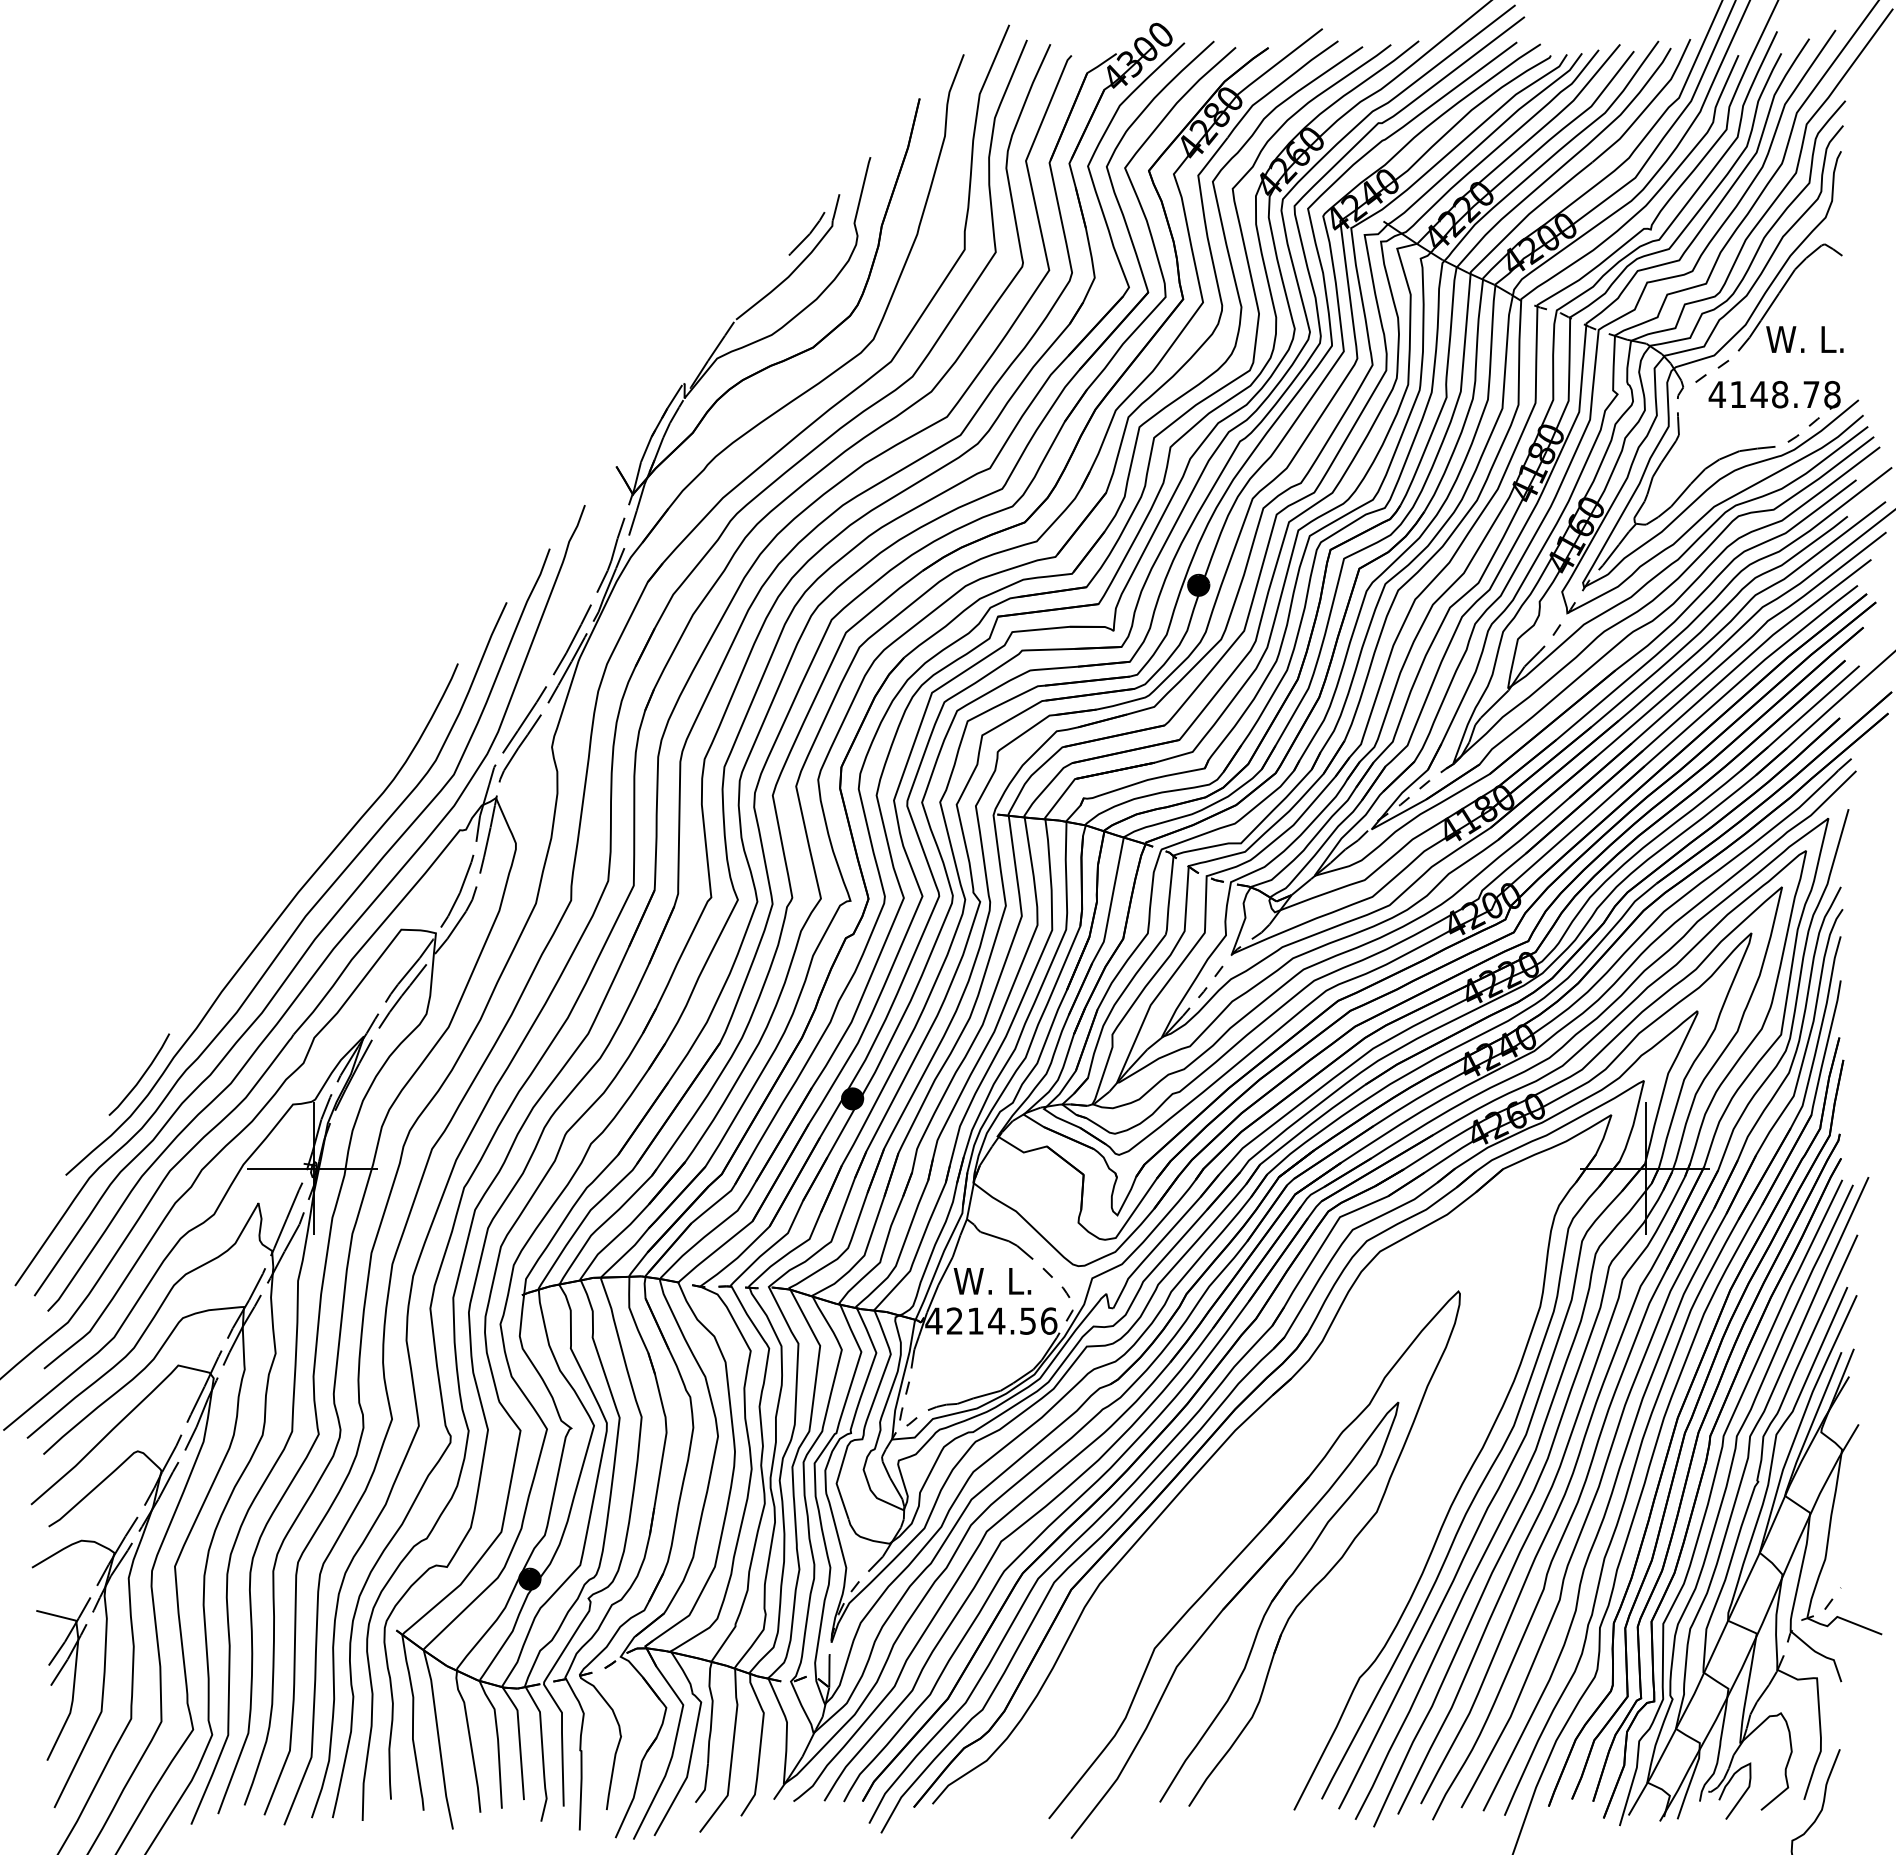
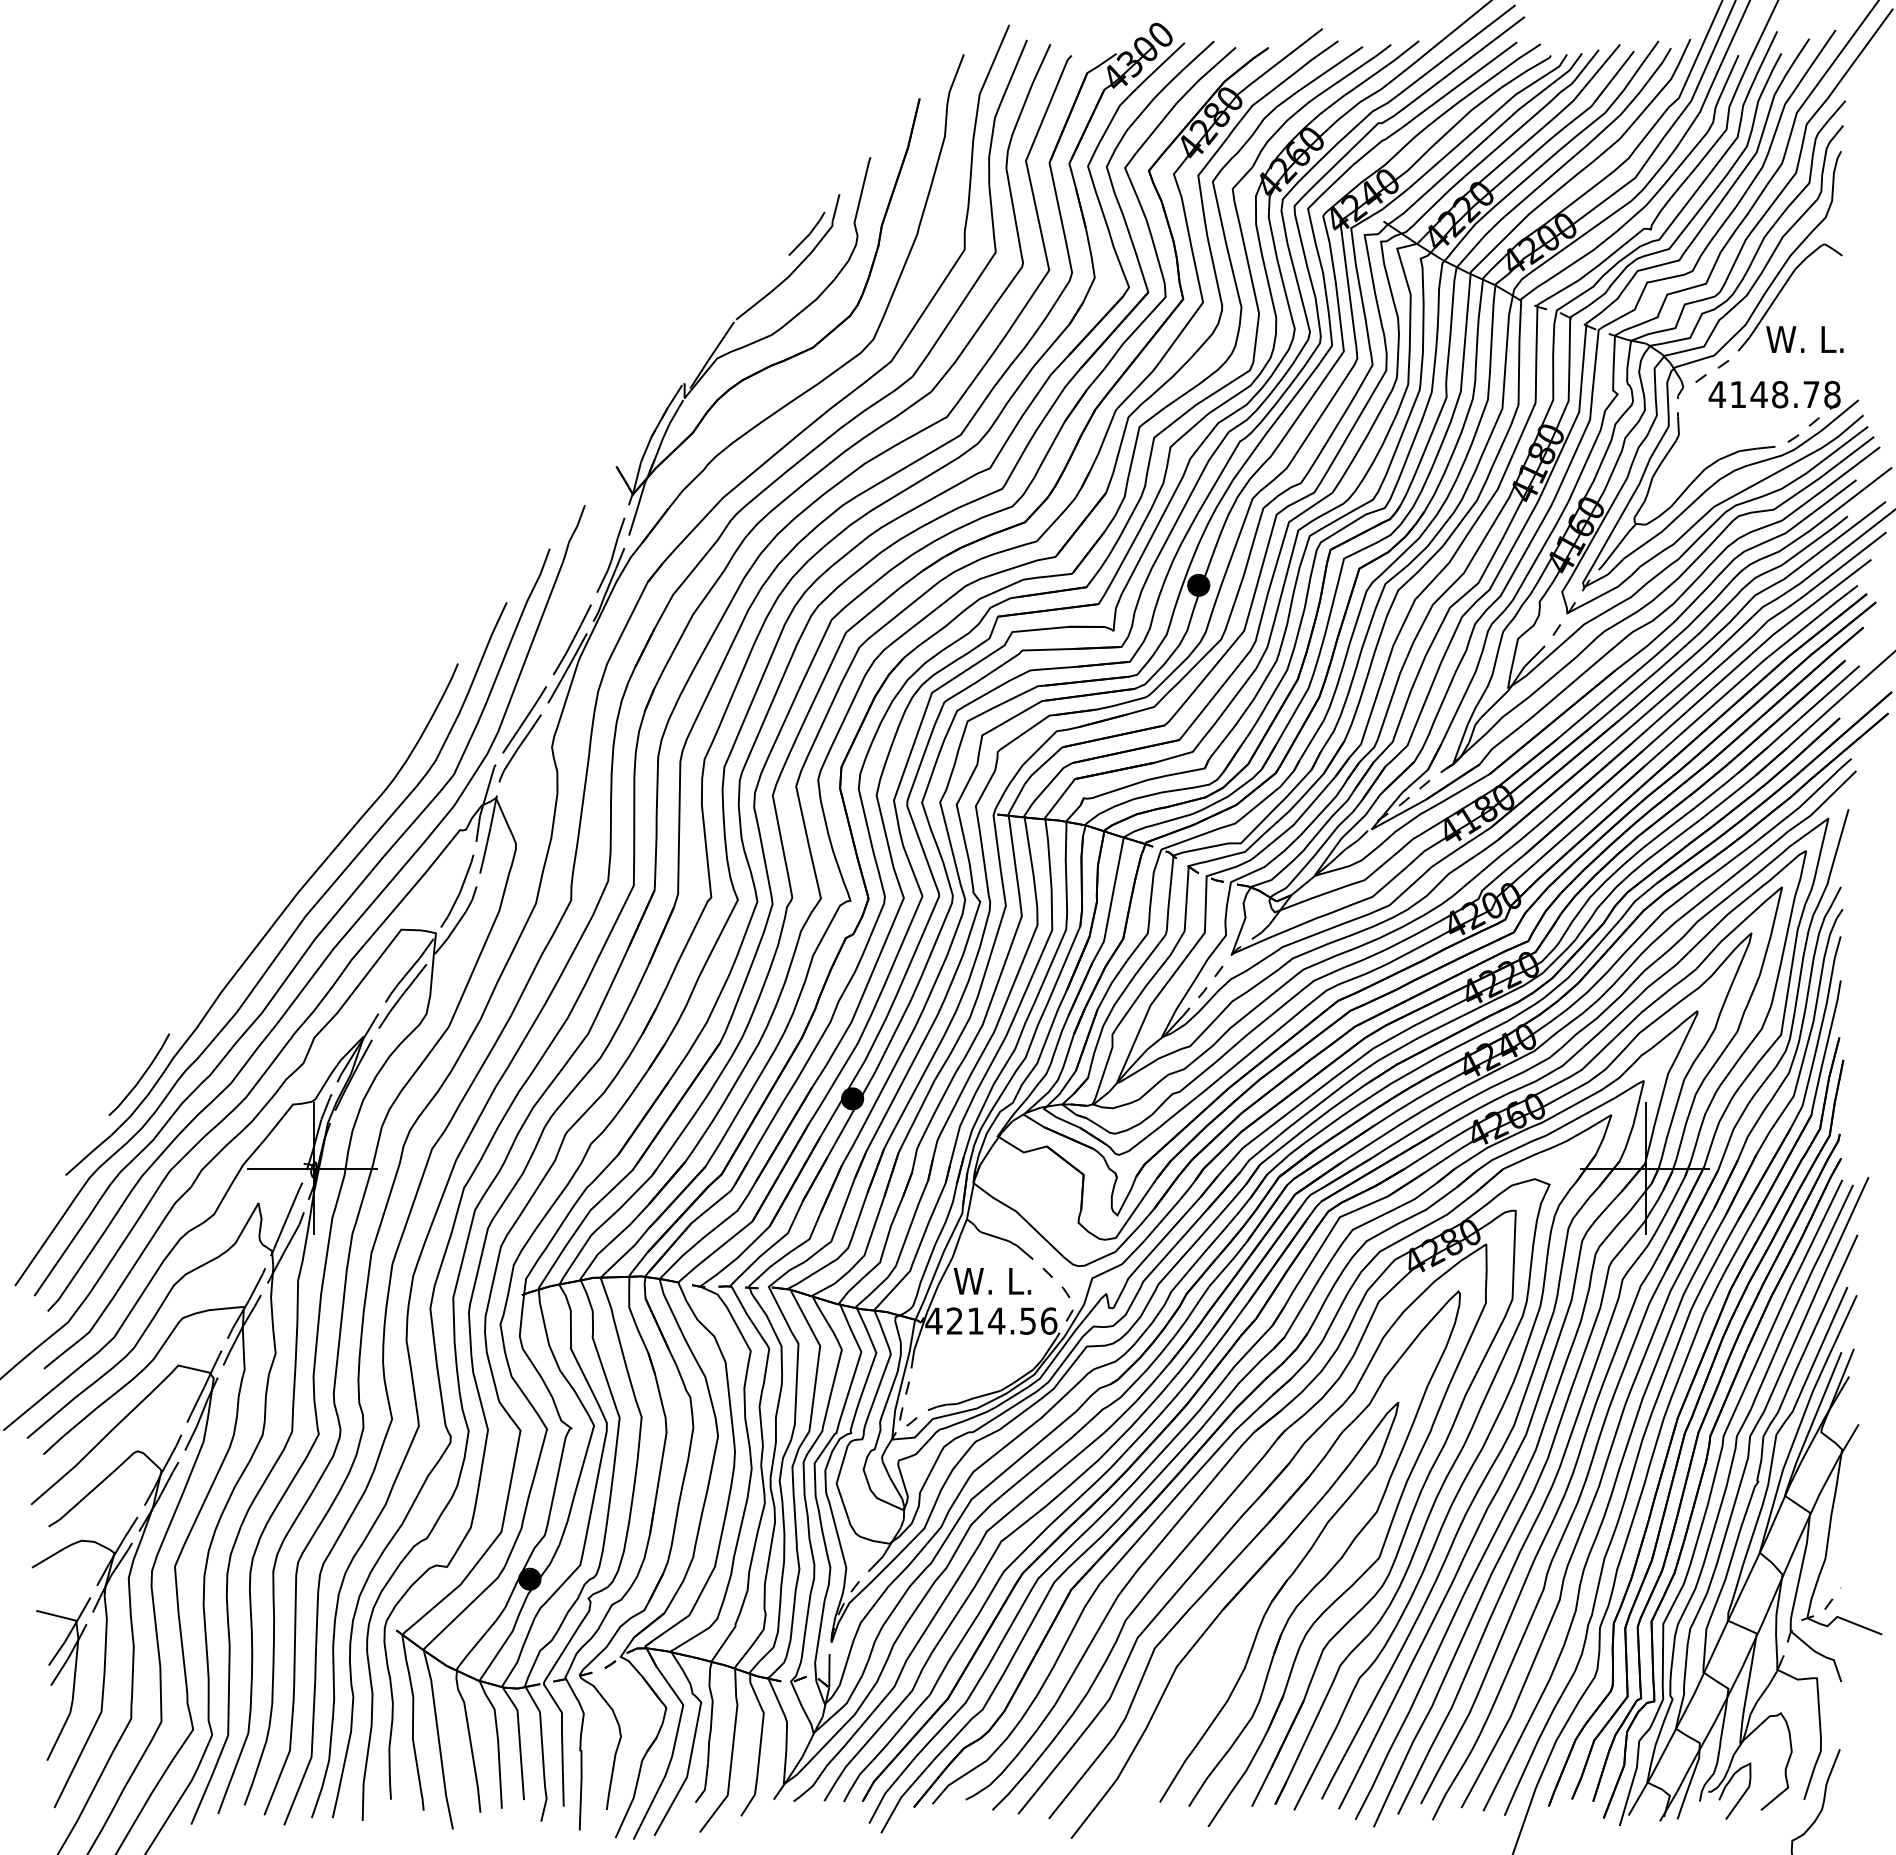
part: none -> present (1257, 1502)
